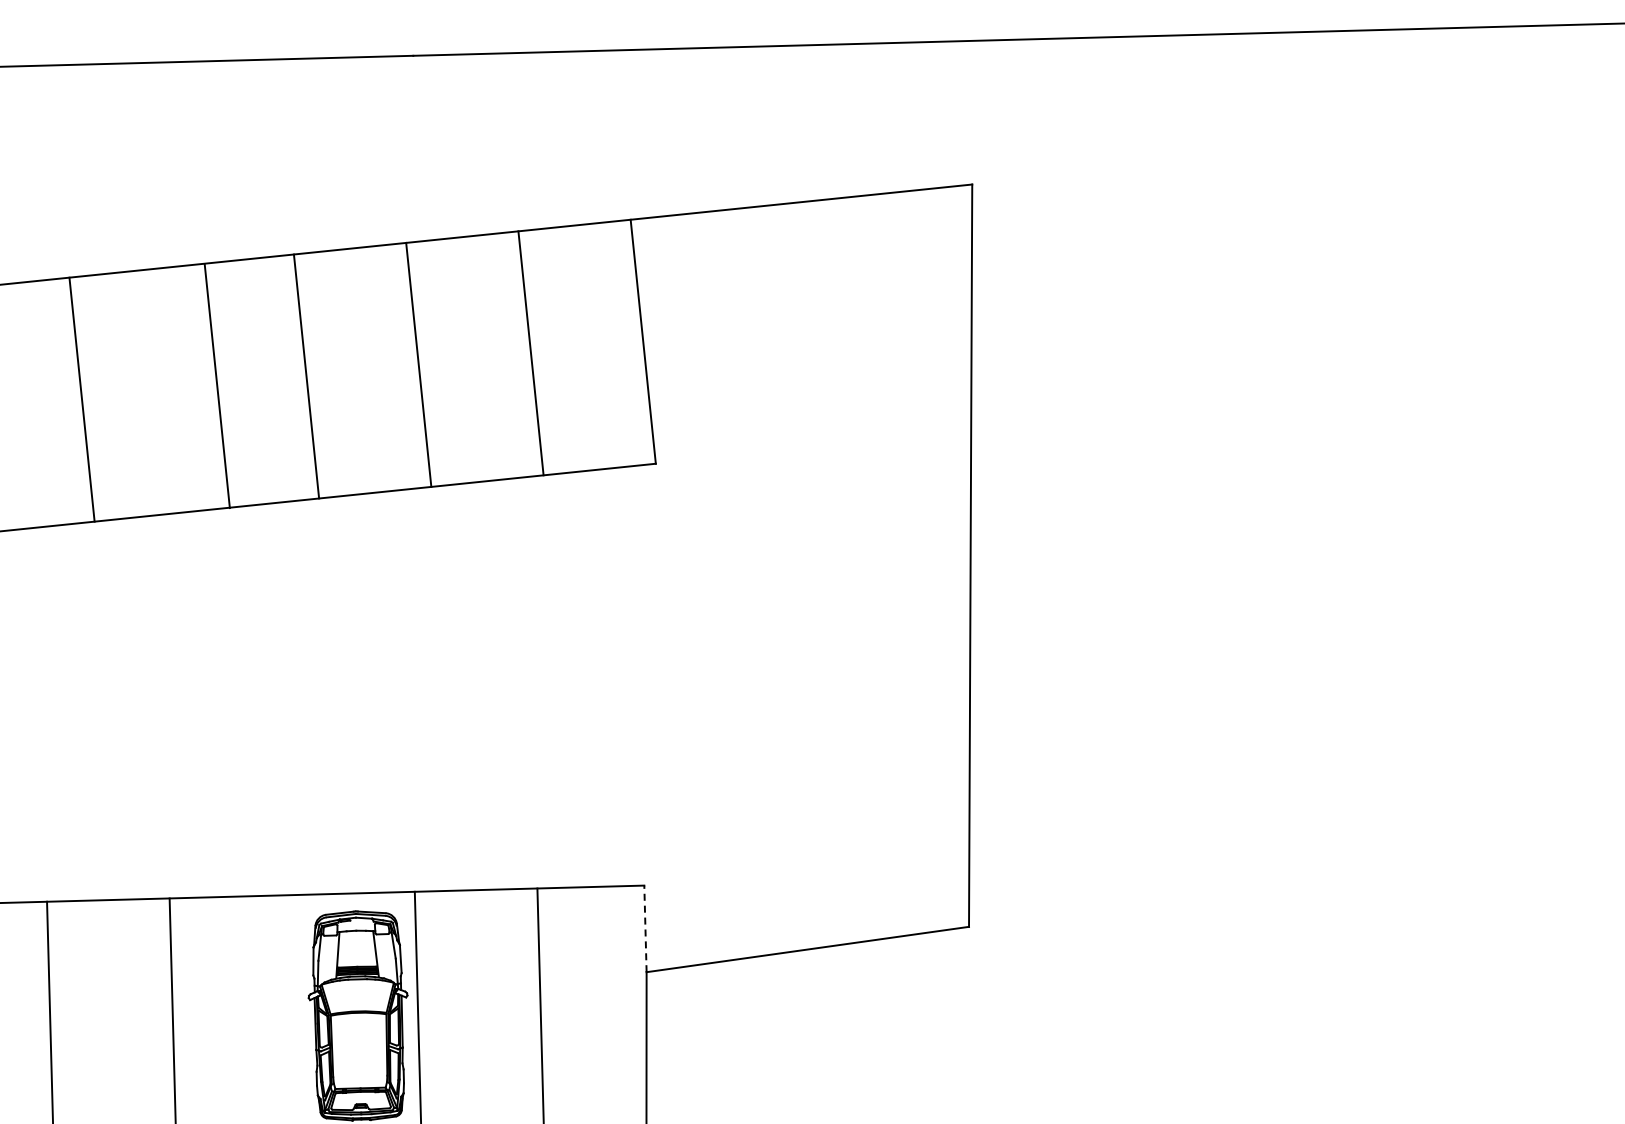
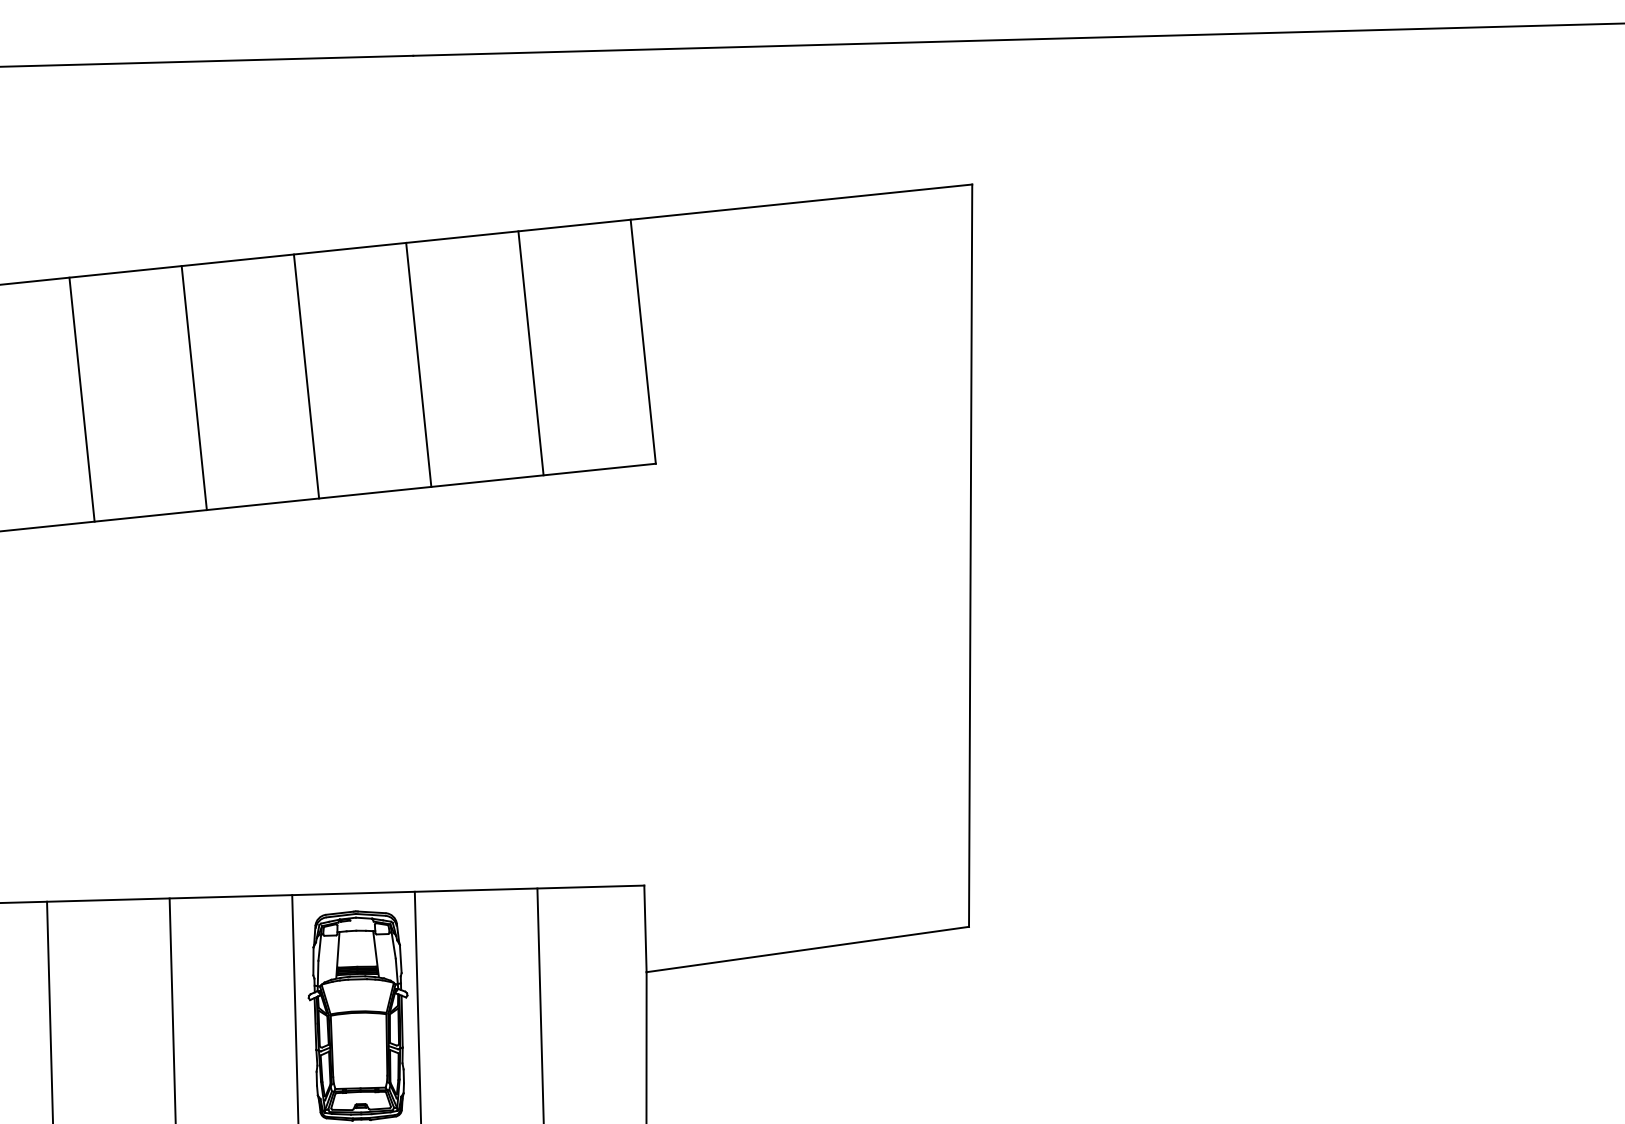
line position: (216, 386) -> (193, 388) (193, 388)
line: dashed -> solid (645, 928)
line: none -> present (295, 1007)
